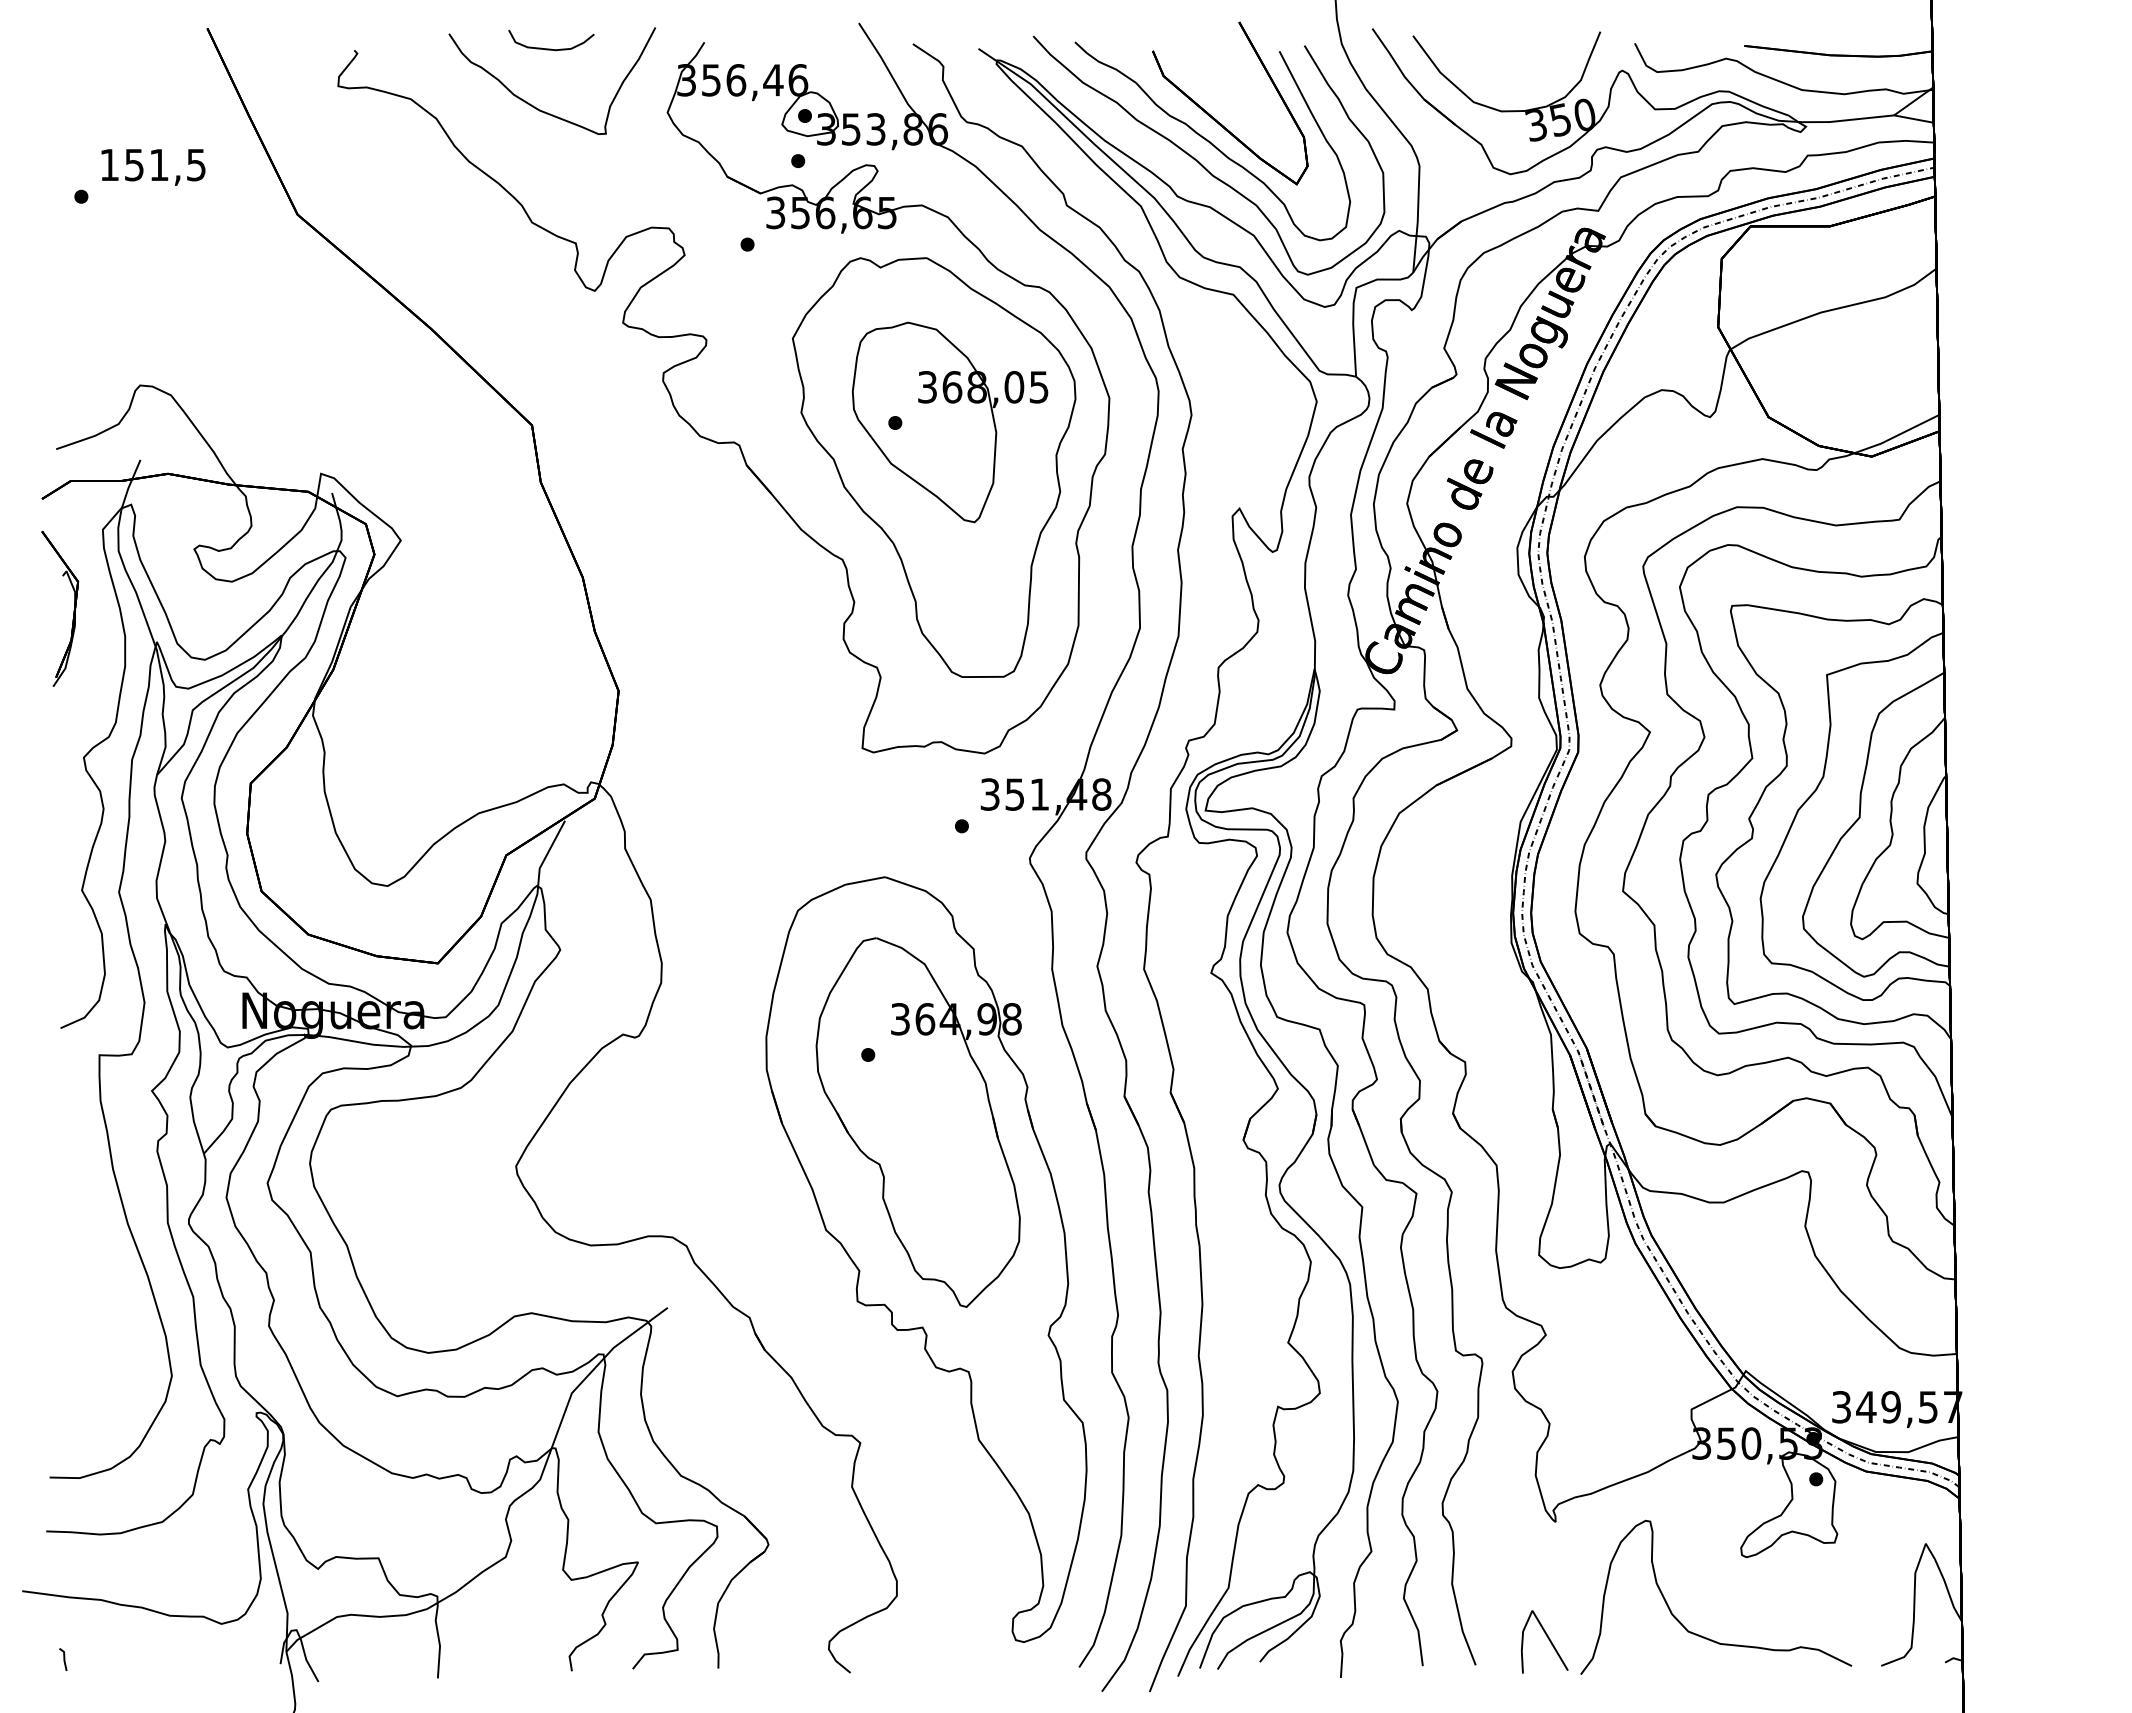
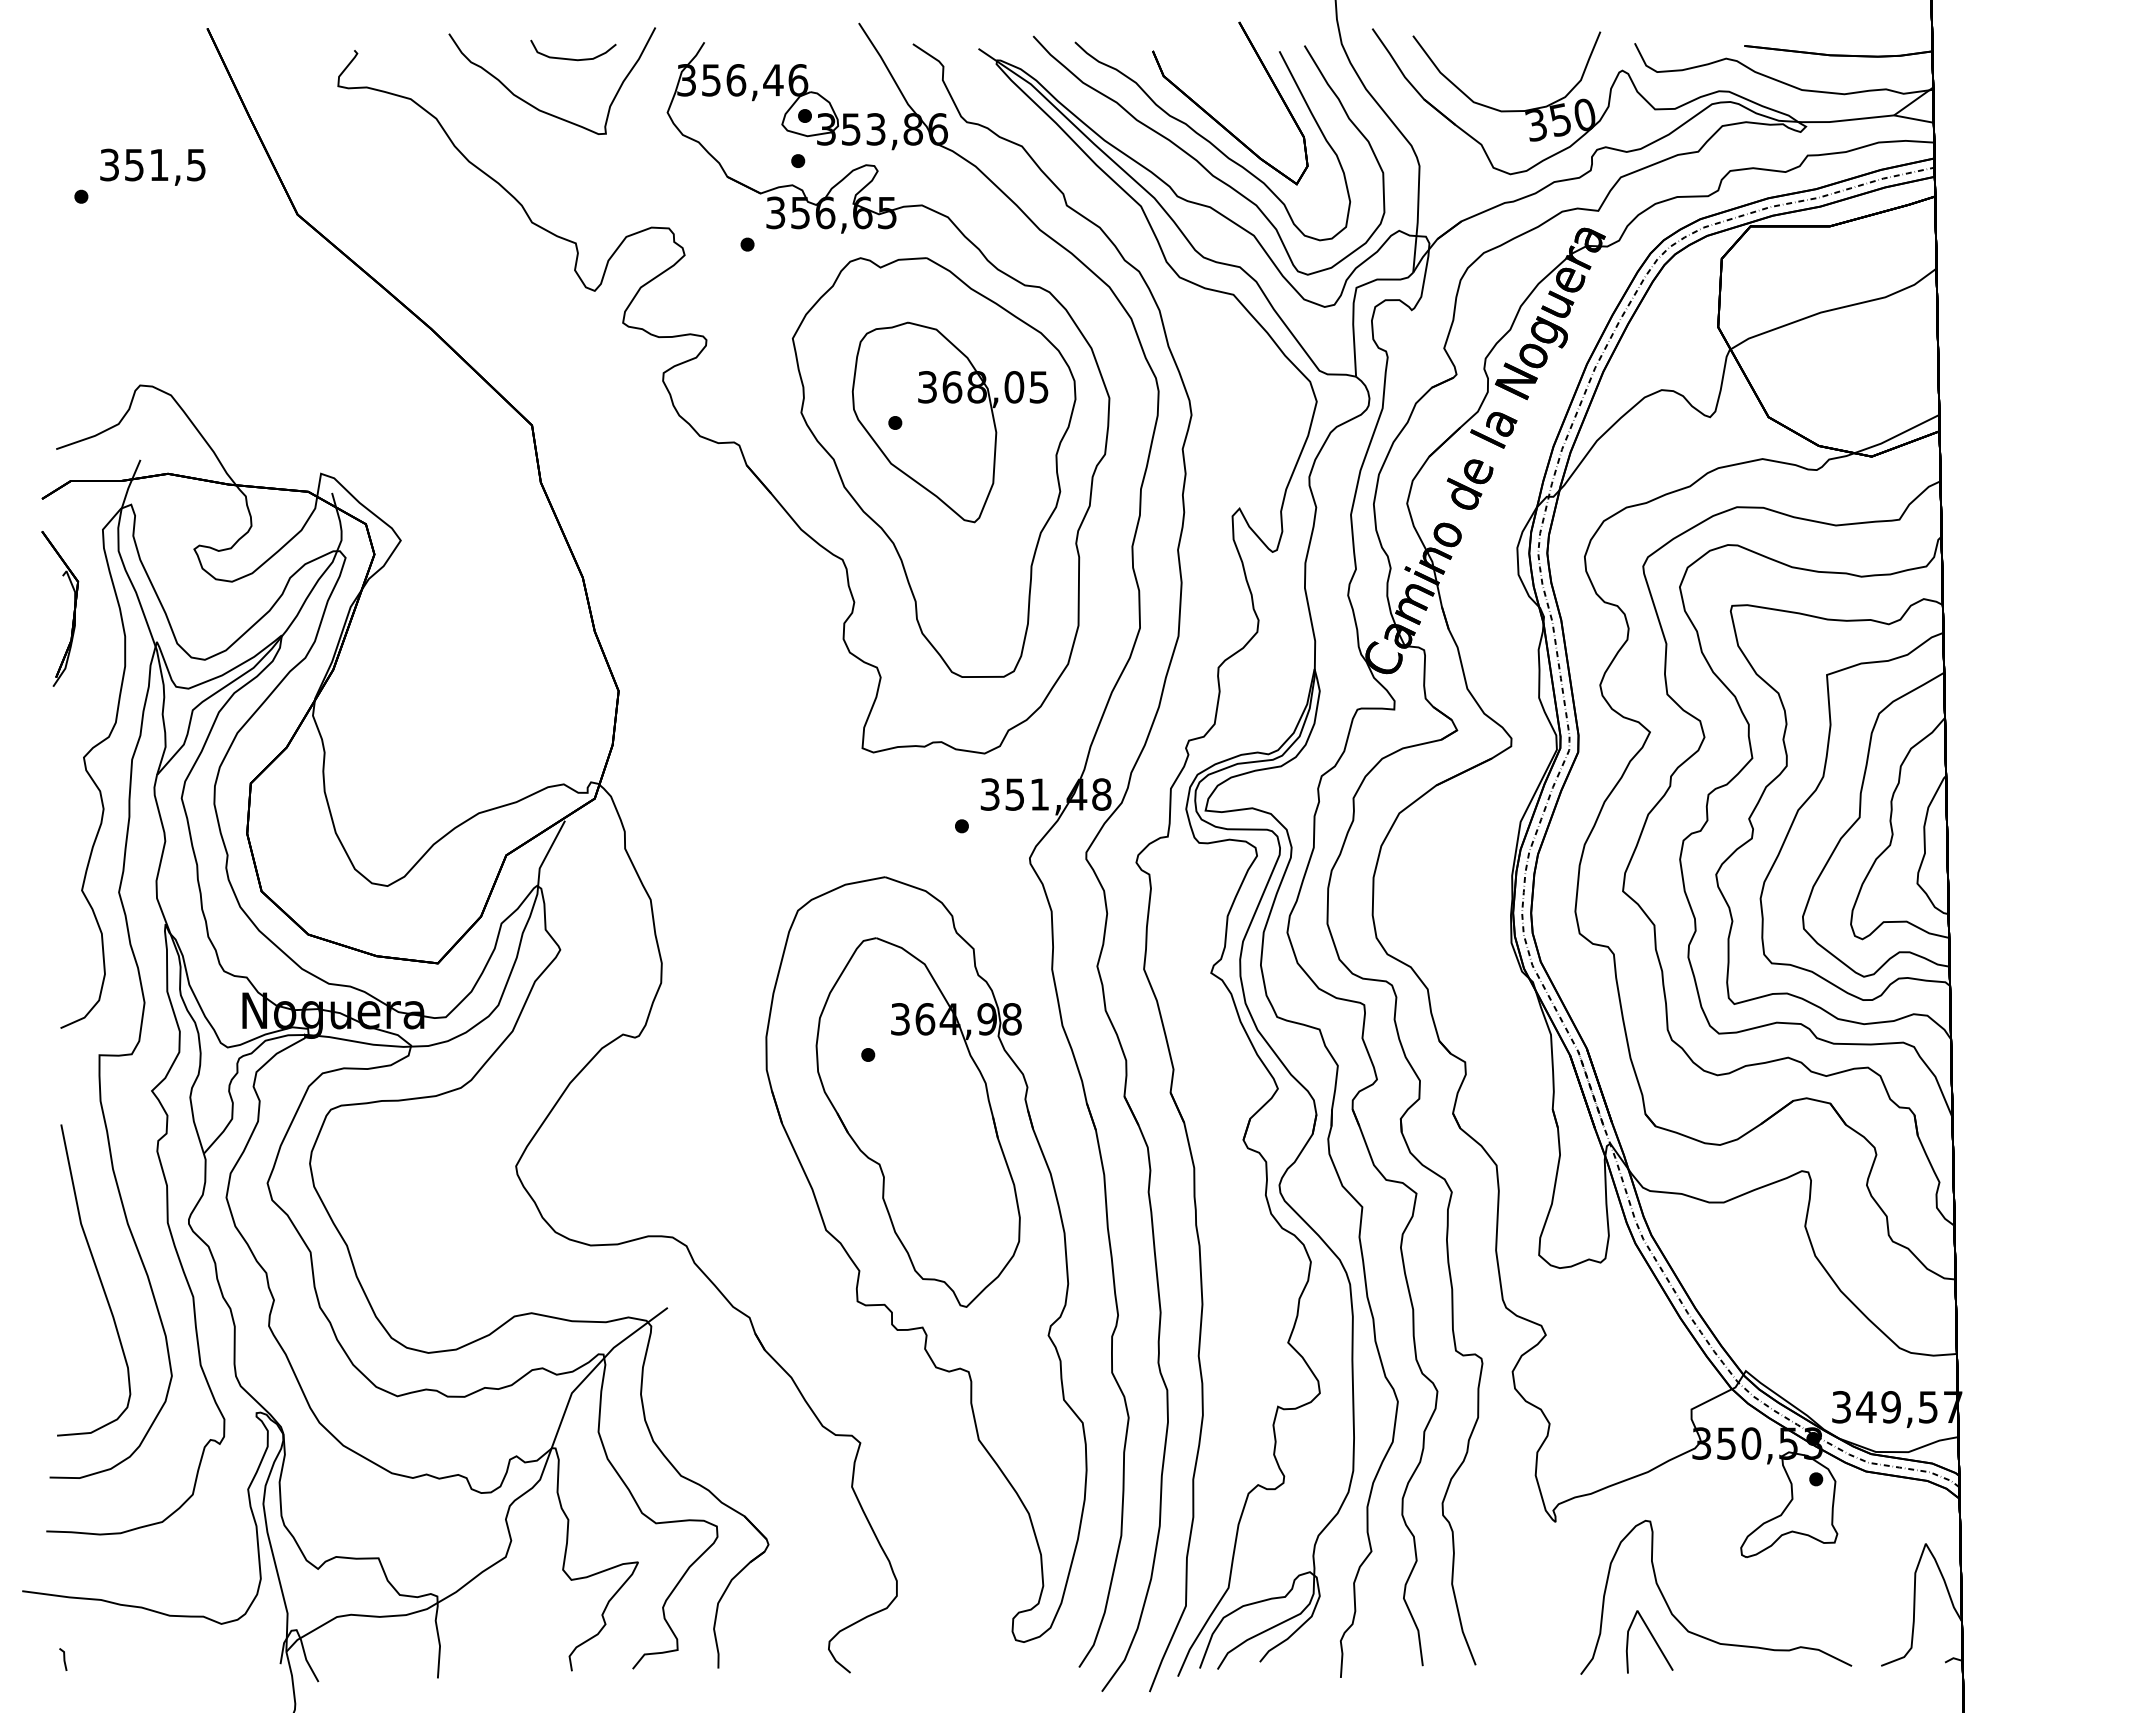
curve position: (551, 48) -> (573, 58) (573, 58)
text: 151,5 -> 351,5 (109, 164)
curve: none -> present (98, 1277)
line position: (1547, 1638) -> (1652, 1638) (1652, 1638)
